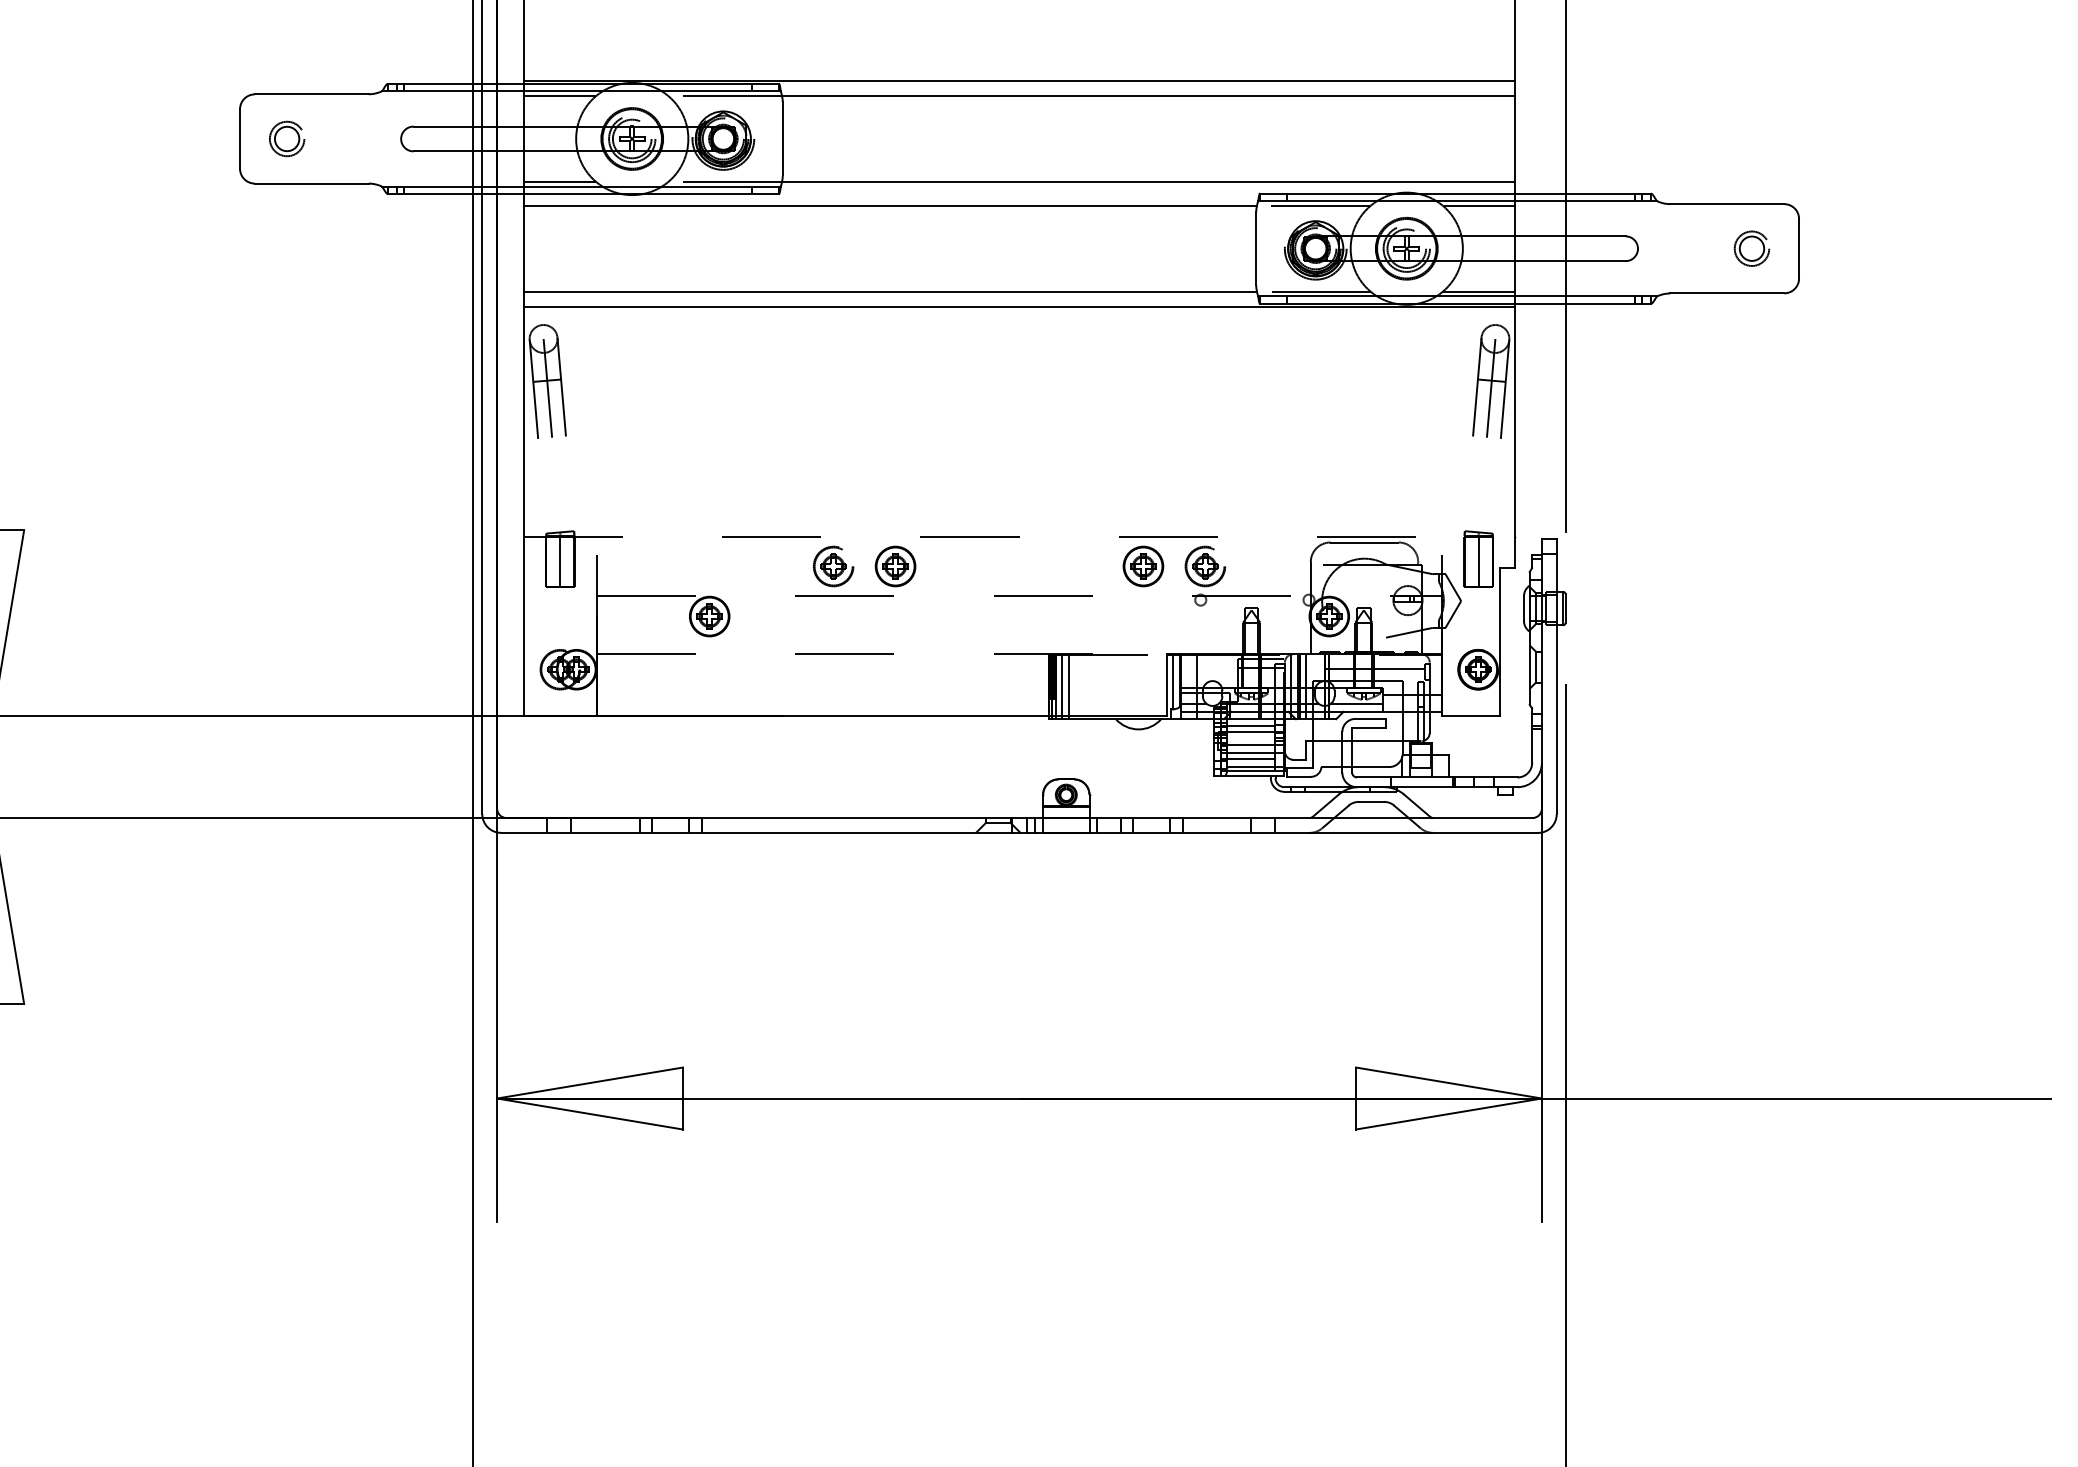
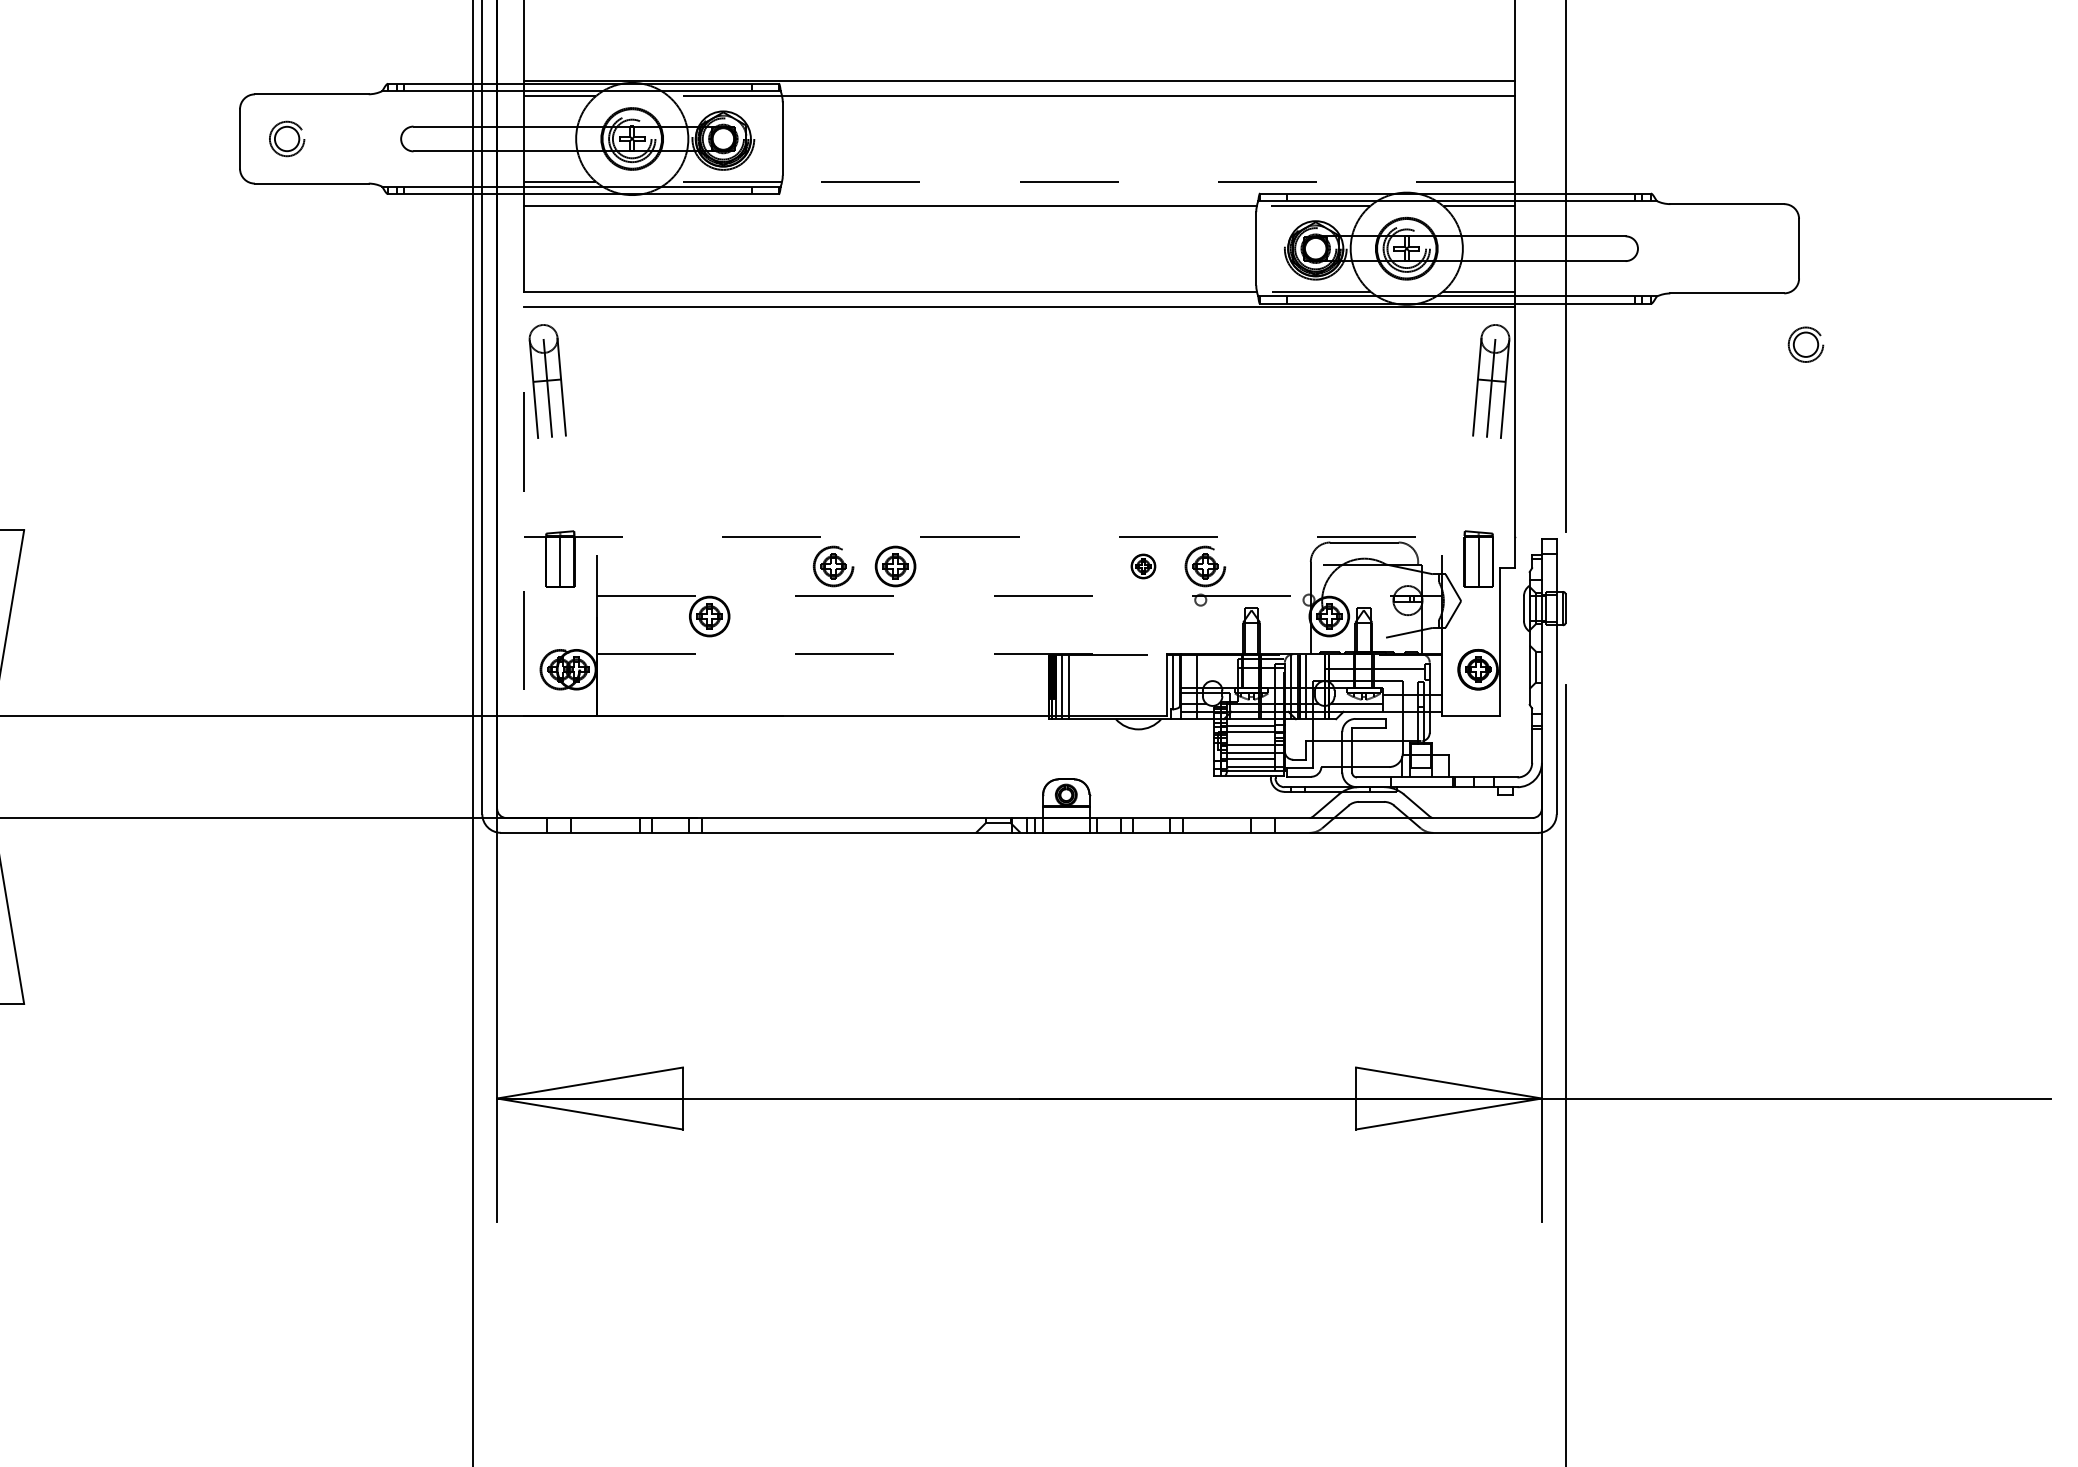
line: solid -> dashed (1148, 181)
part position: (1751, 248) -> (1805, 344) (1805, 344)
line: solid -> dashed (523, 455)
part size: 43x43 px -> 27x27 px (1143, 566)
